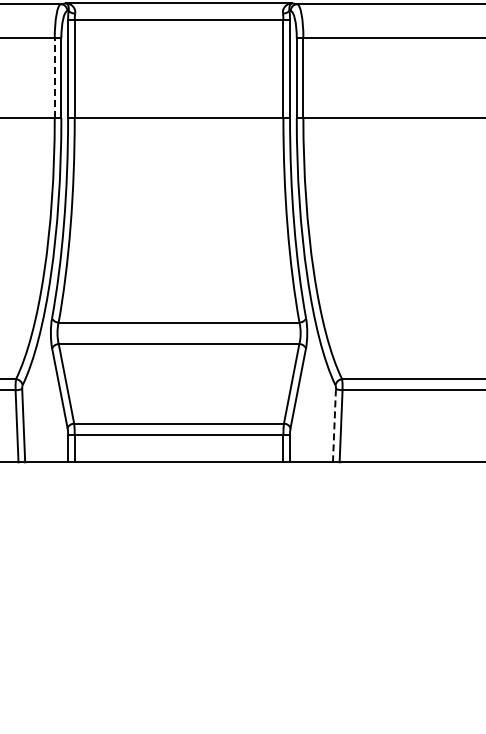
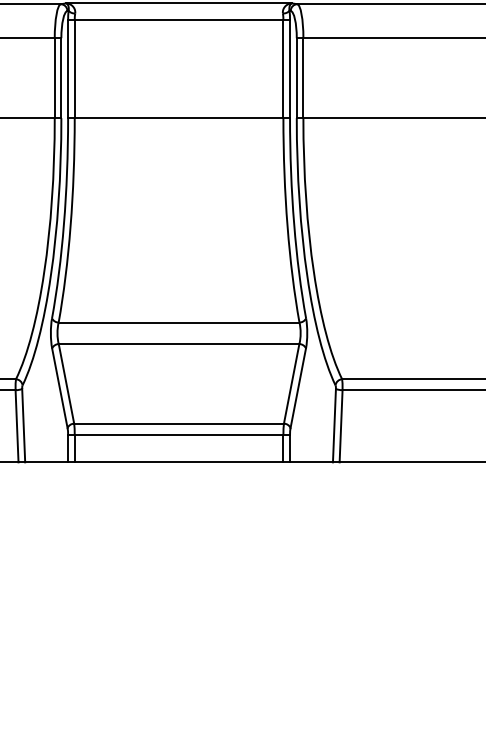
line: dashed -> solid (54, 78)
line: dashed -> solid (334, 425)
